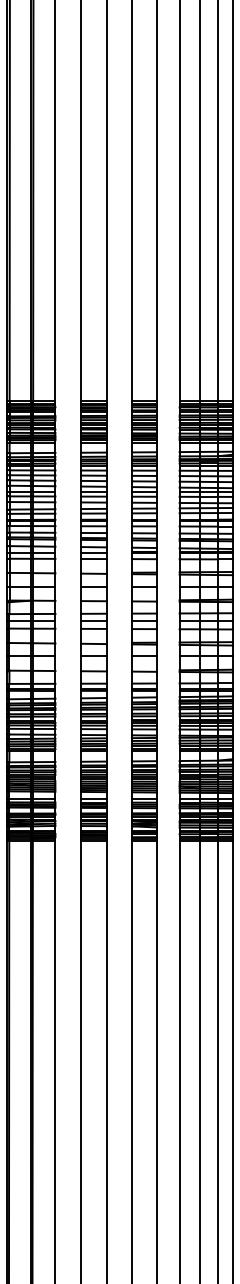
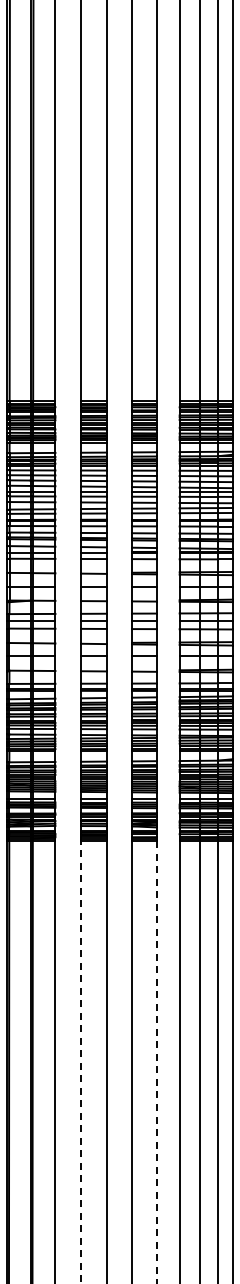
line: solid -> dashed (81, 1062)
line: solid -> dashed (156, 1062)
